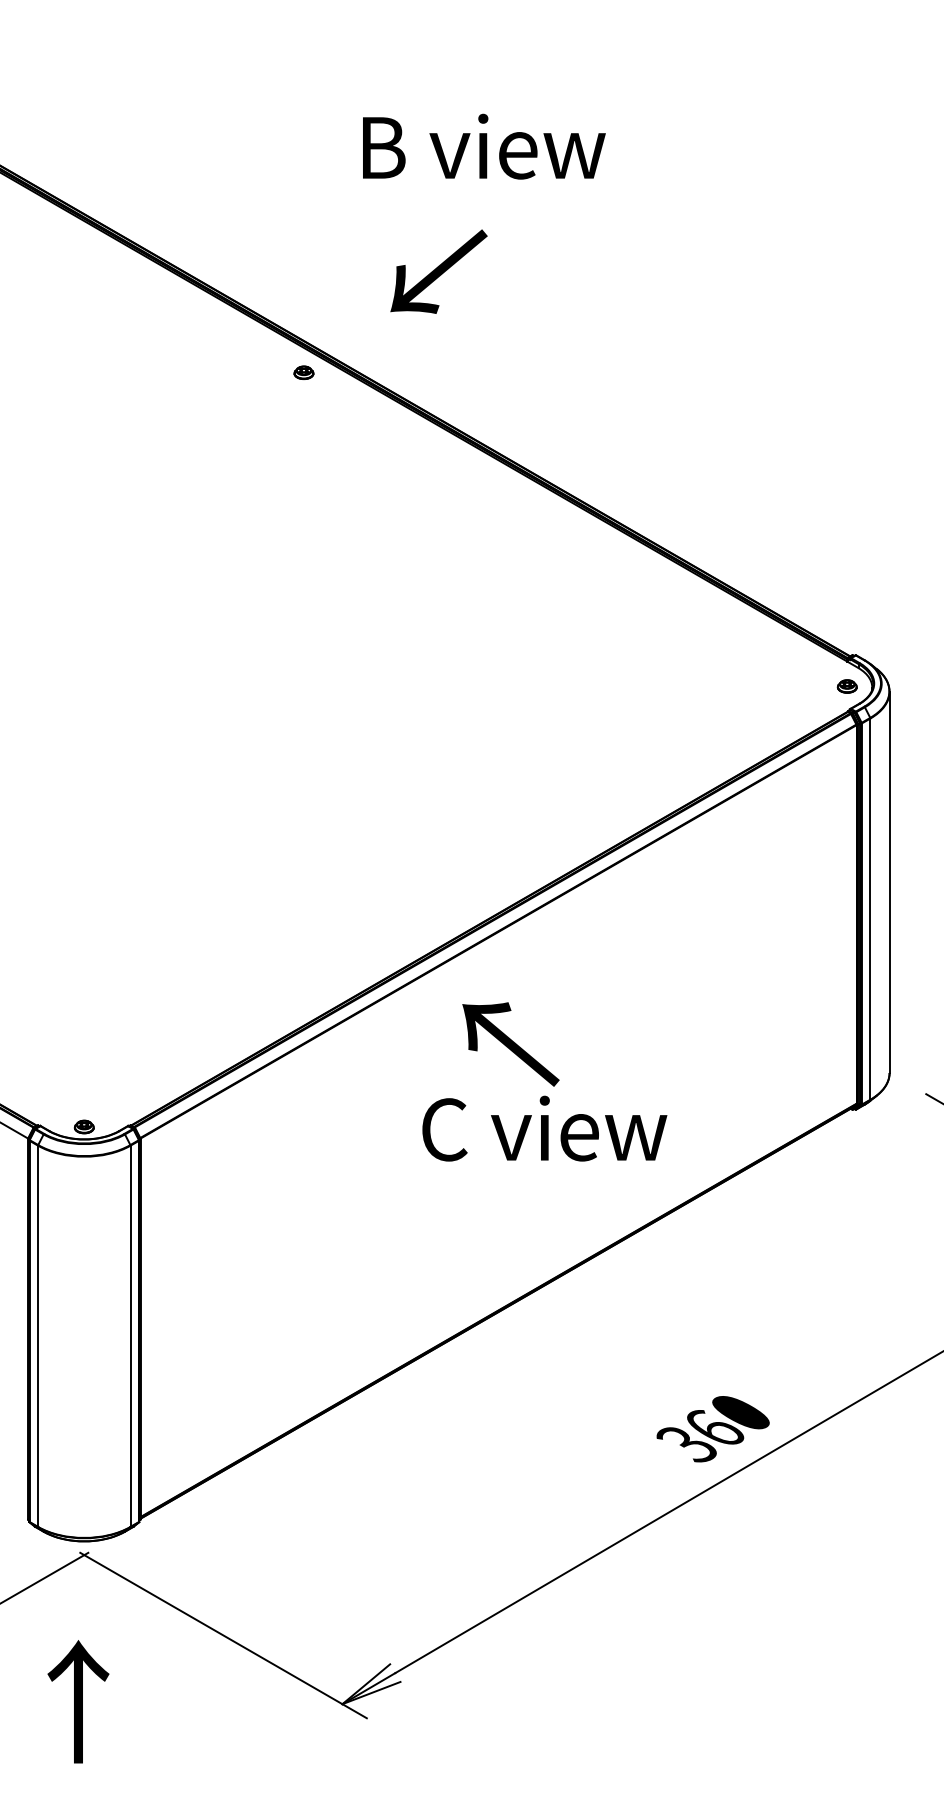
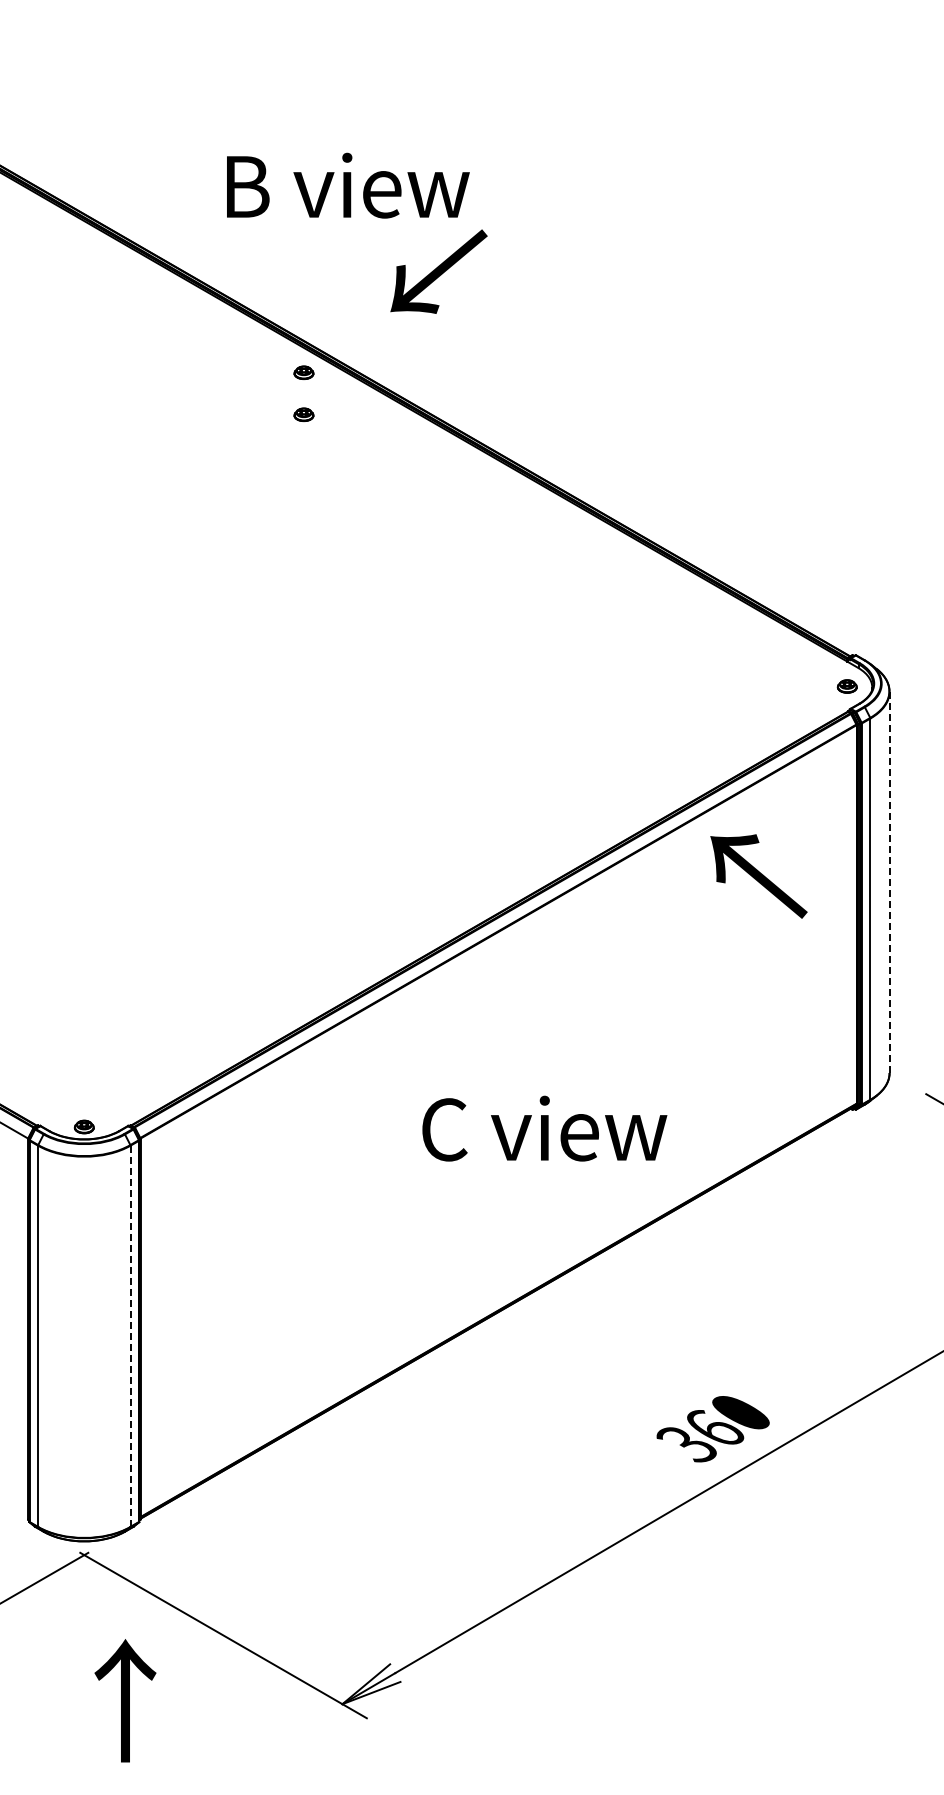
text position: (484, 146) -> (348, 185) (348, 185)
part: none -> present (303, 414)
line: solid -> dashed (889, 882)
text position: (510, 1044) -> (758, 876) (758, 876)
line: solid -> dashed (130, 1336)
text position: (78, 1701) -> (125, 1700) (125, 1700)
